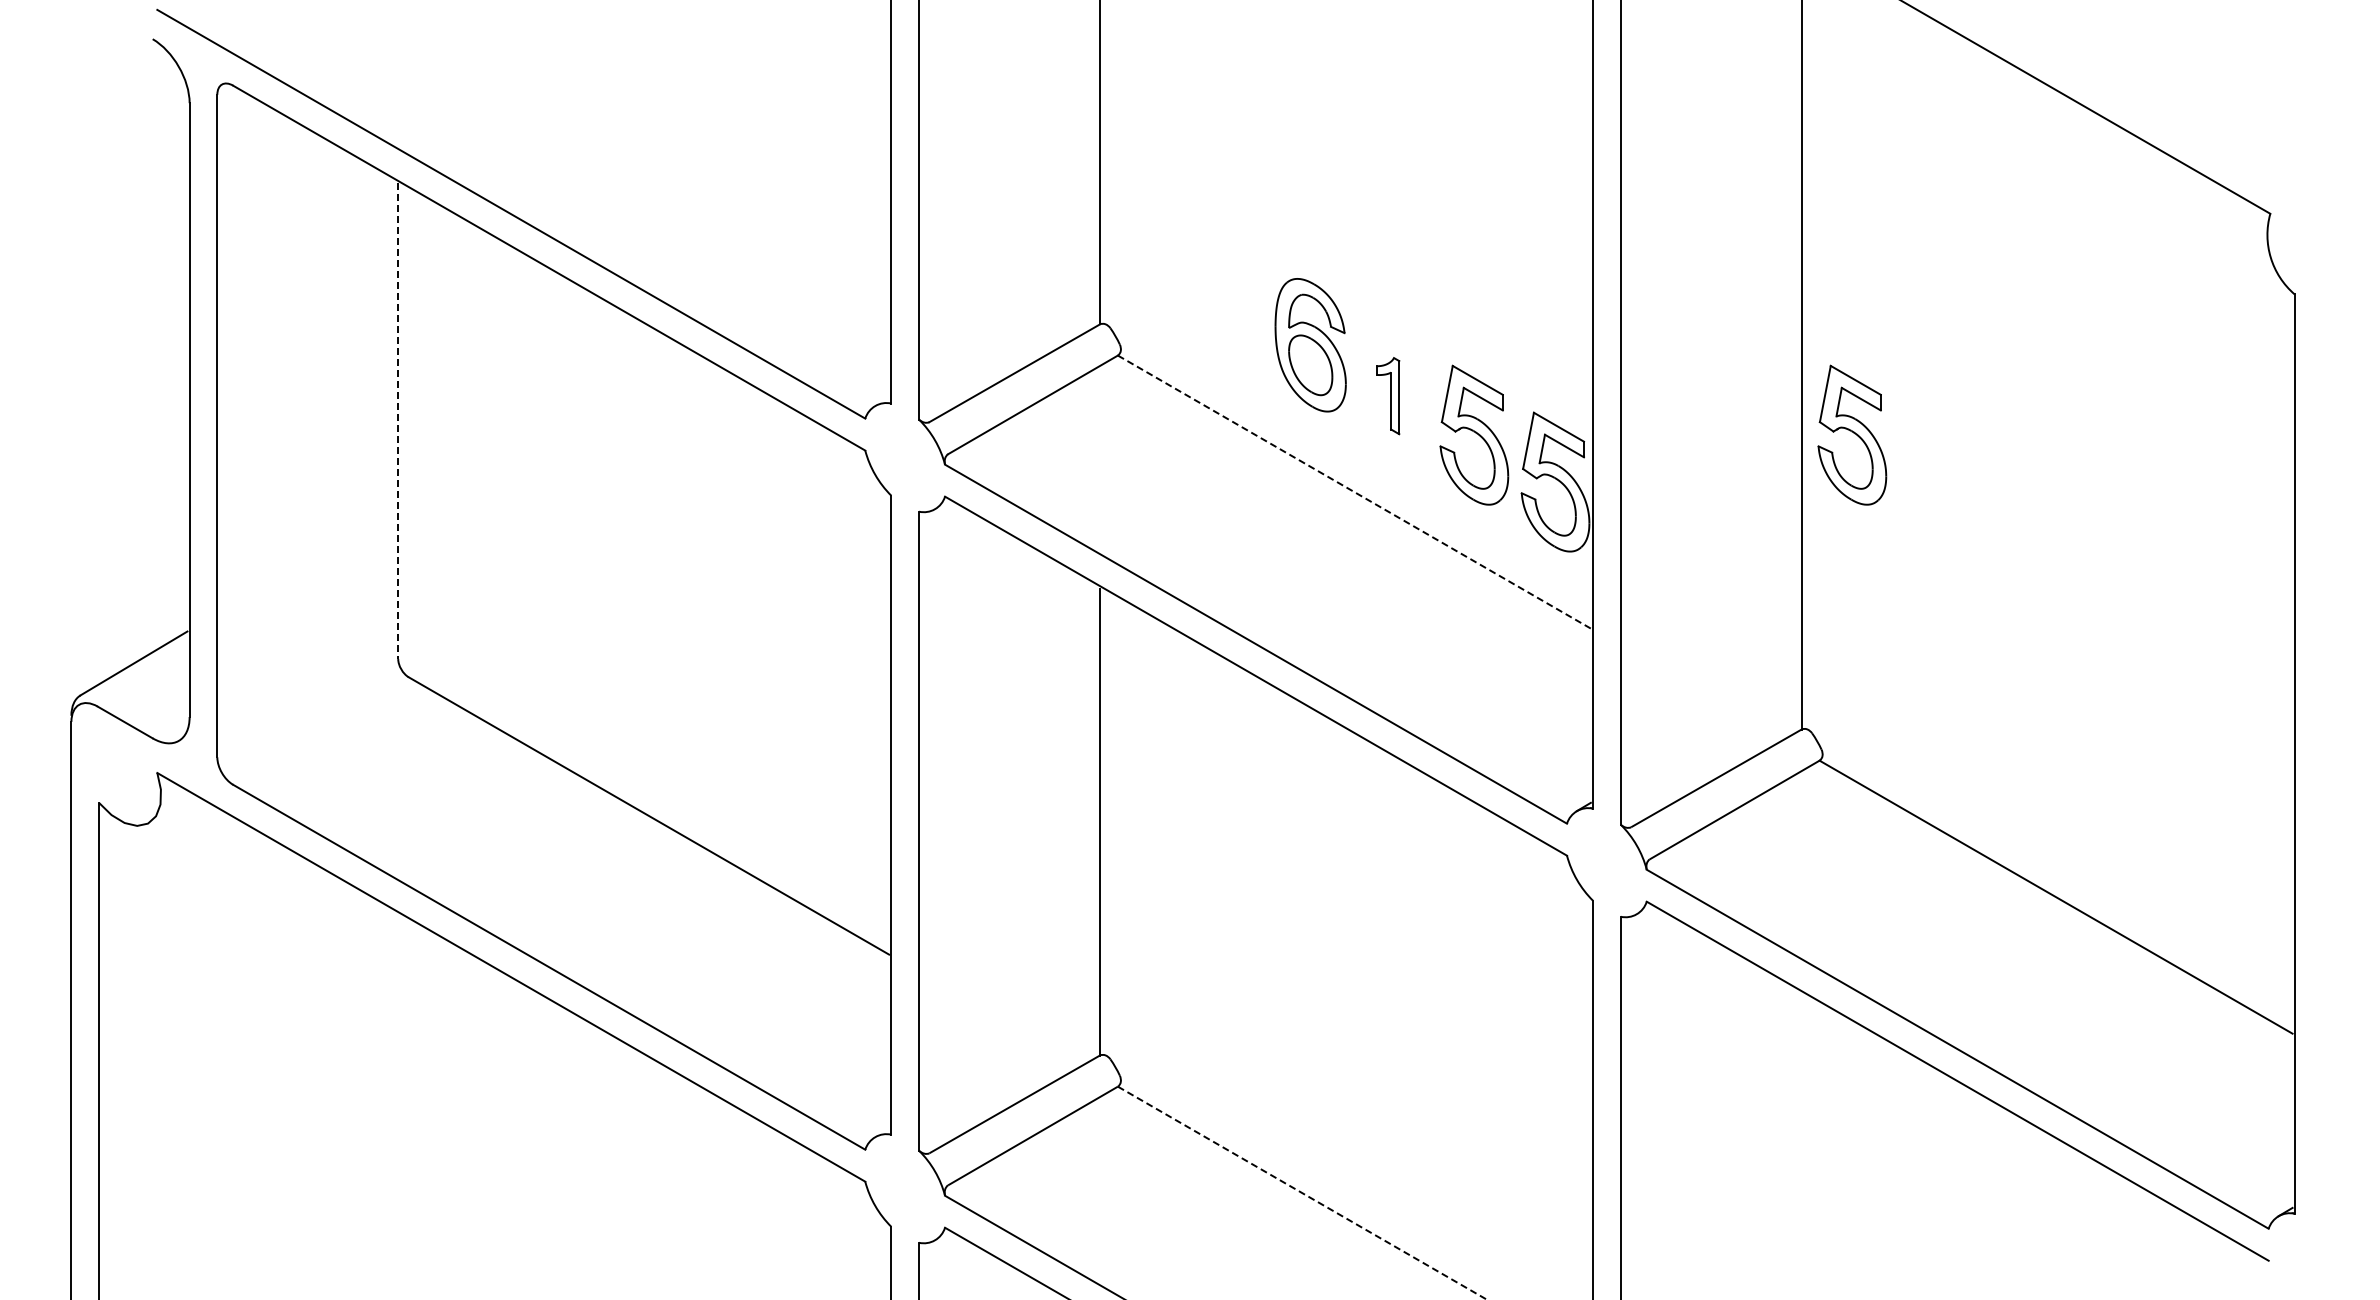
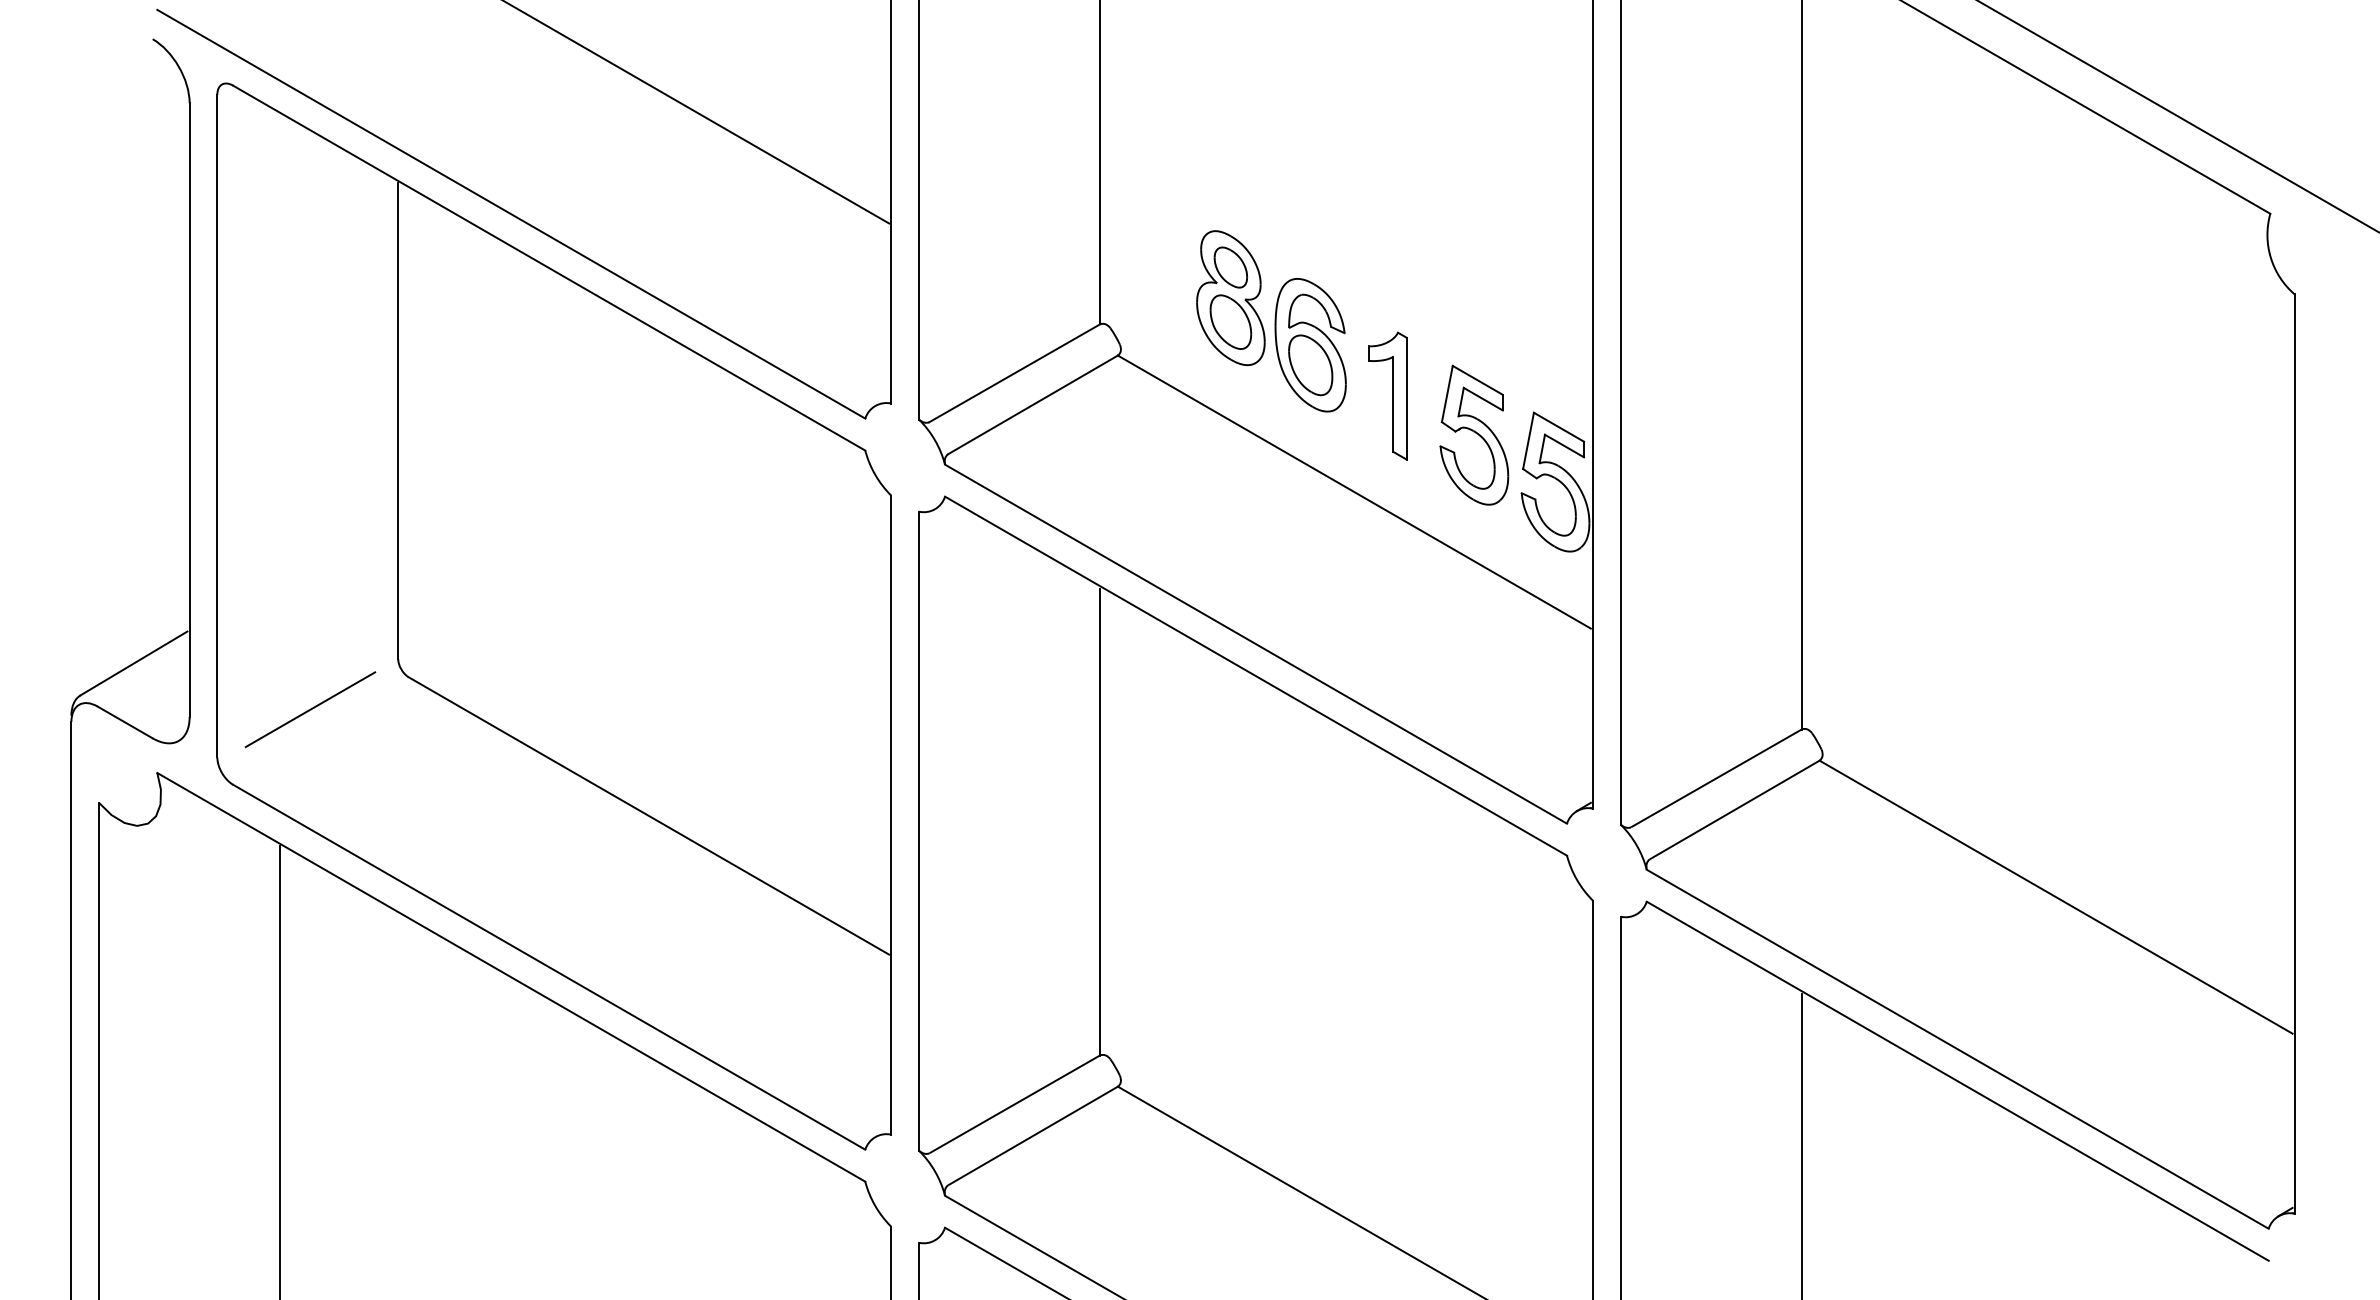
line: none -> present (697, 112)
line: none -> present (2178, 116)
part: none -> present (1230, 298)
part size: 25x79 px -> 40x130 px (1387, 395)
line: dashed -> solid (398, 421)
part: present -> none (1852, 434)
line: dashed -> solid (1354, 492)
line: none -> present (310, 709)
line: none -> present (280, 1071)
line: none -> present (1801, 1144)
line: dashed -> solid (1302, 1193)
